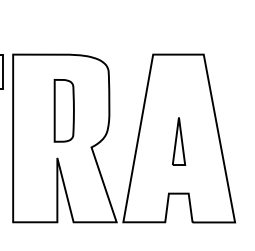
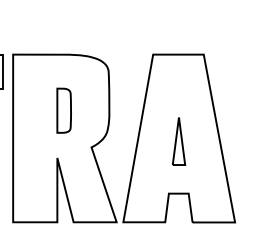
part size: 22x64 px -> 16x47 px (63, 110)
